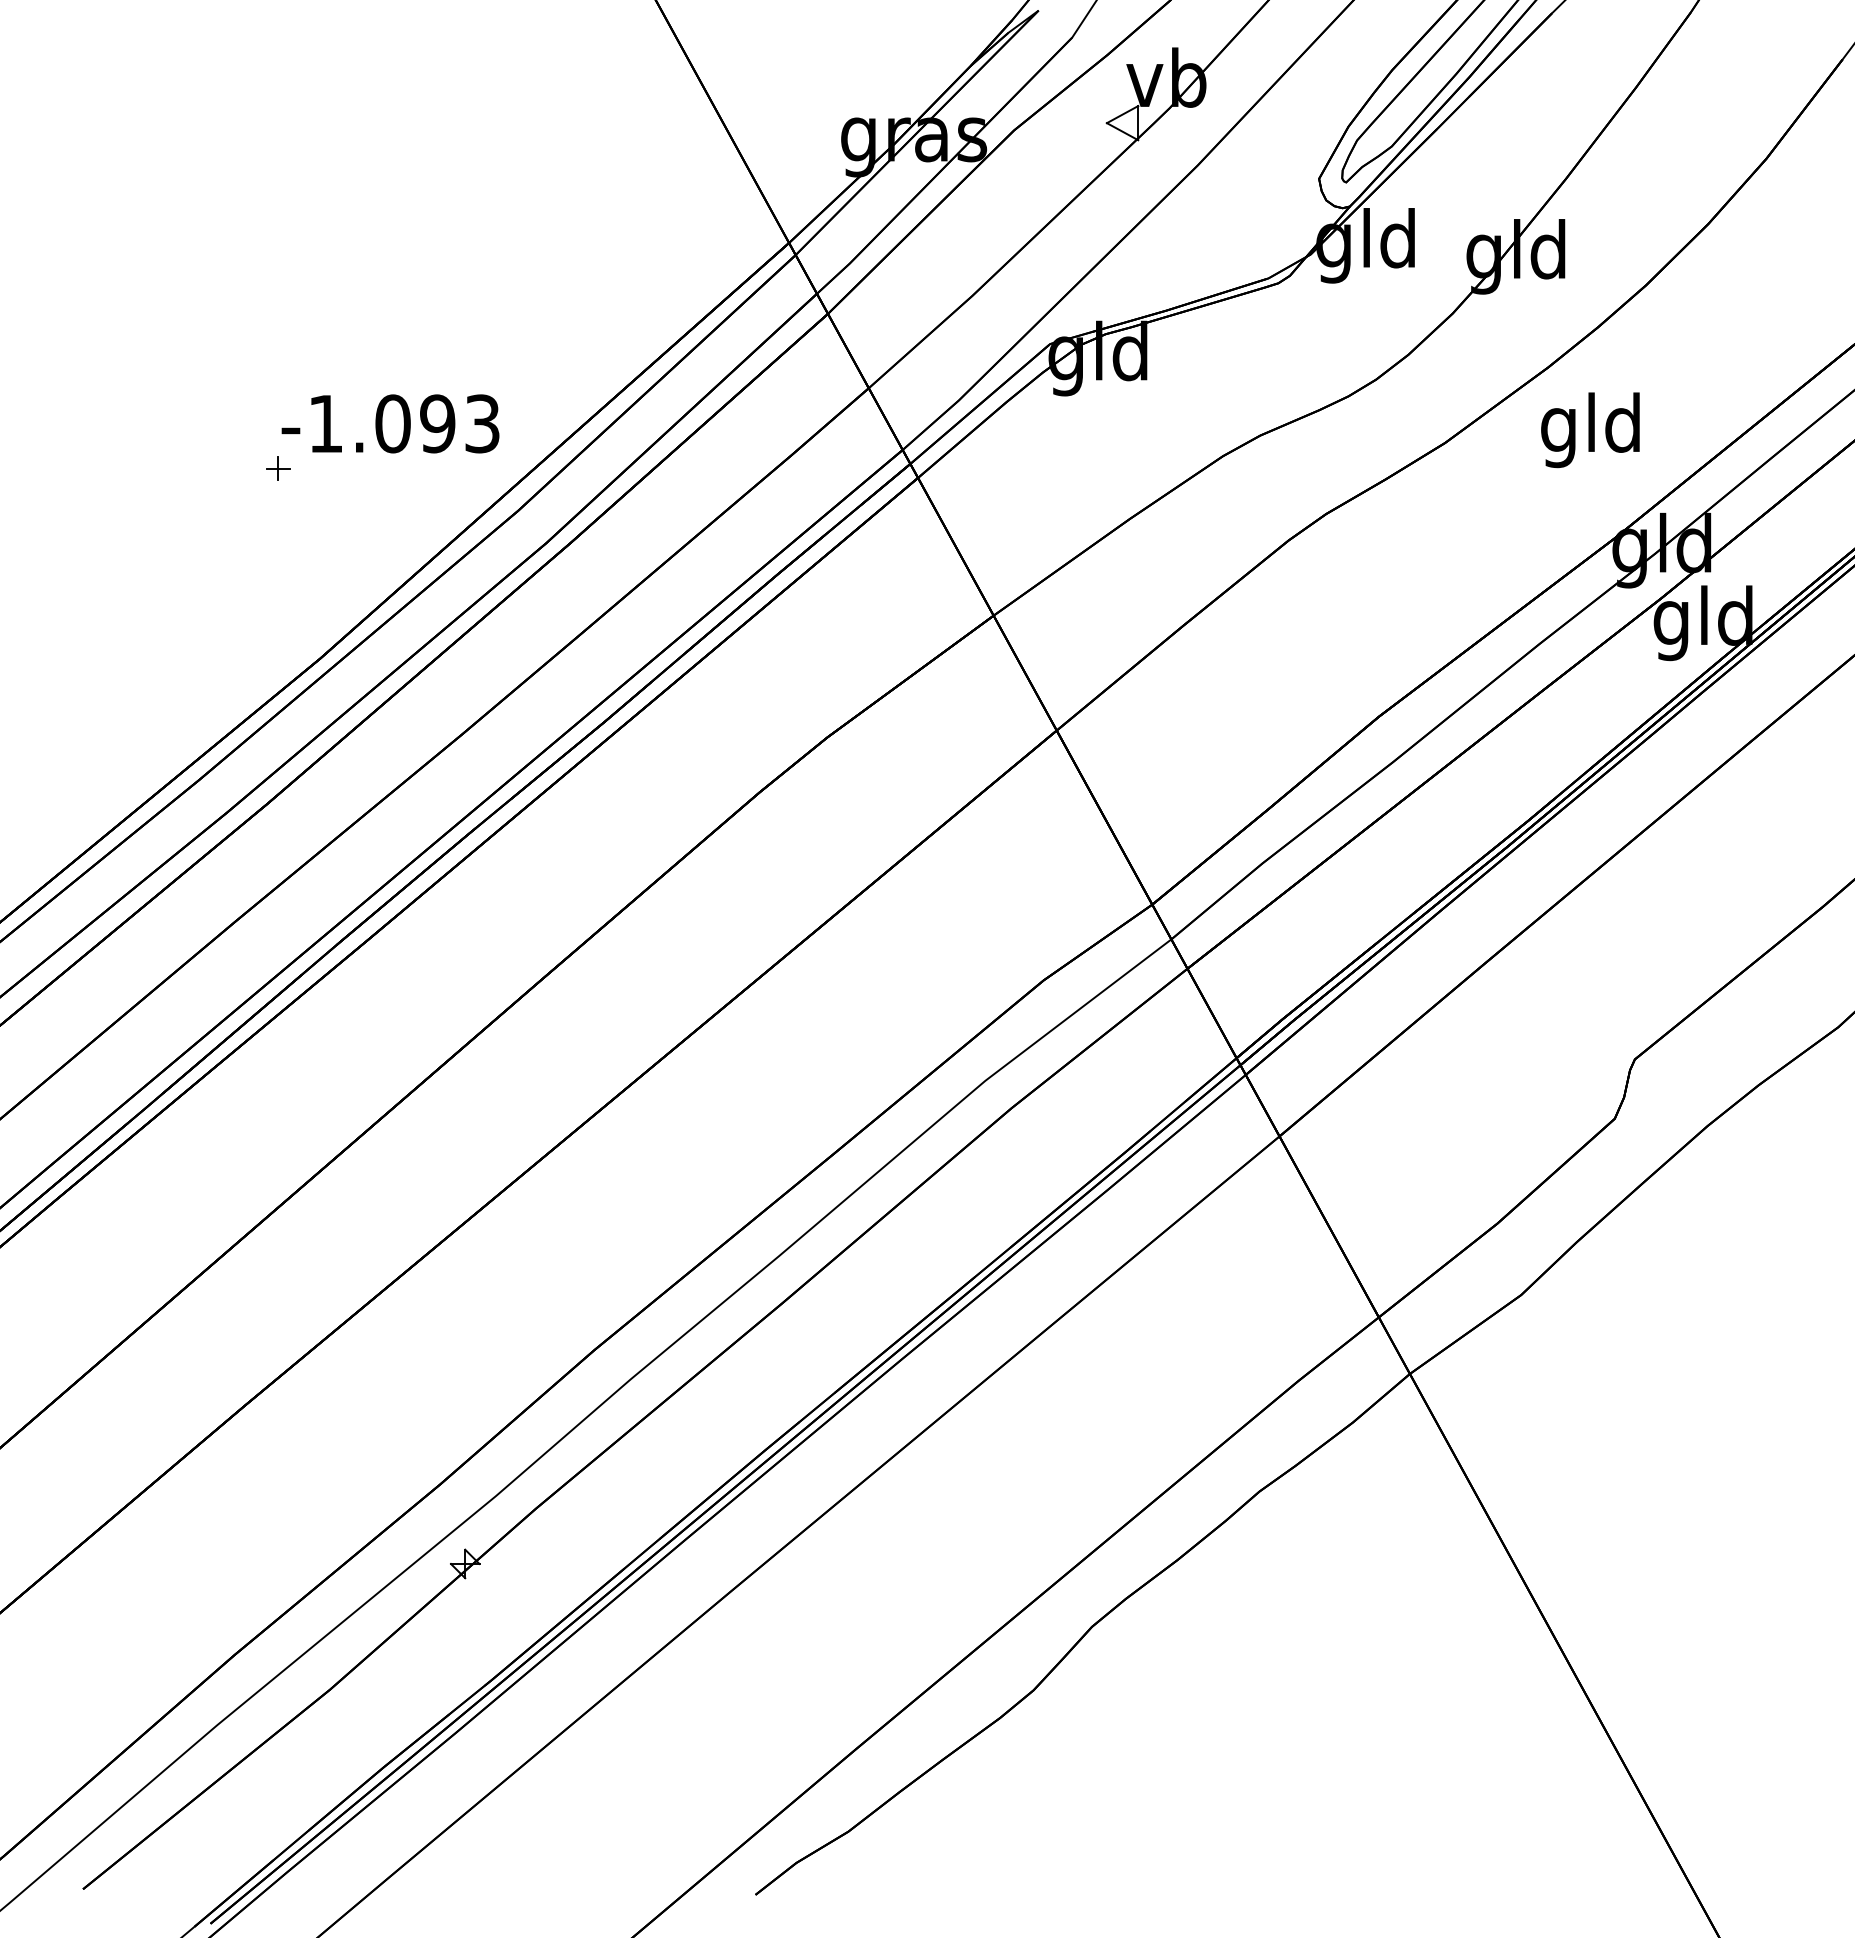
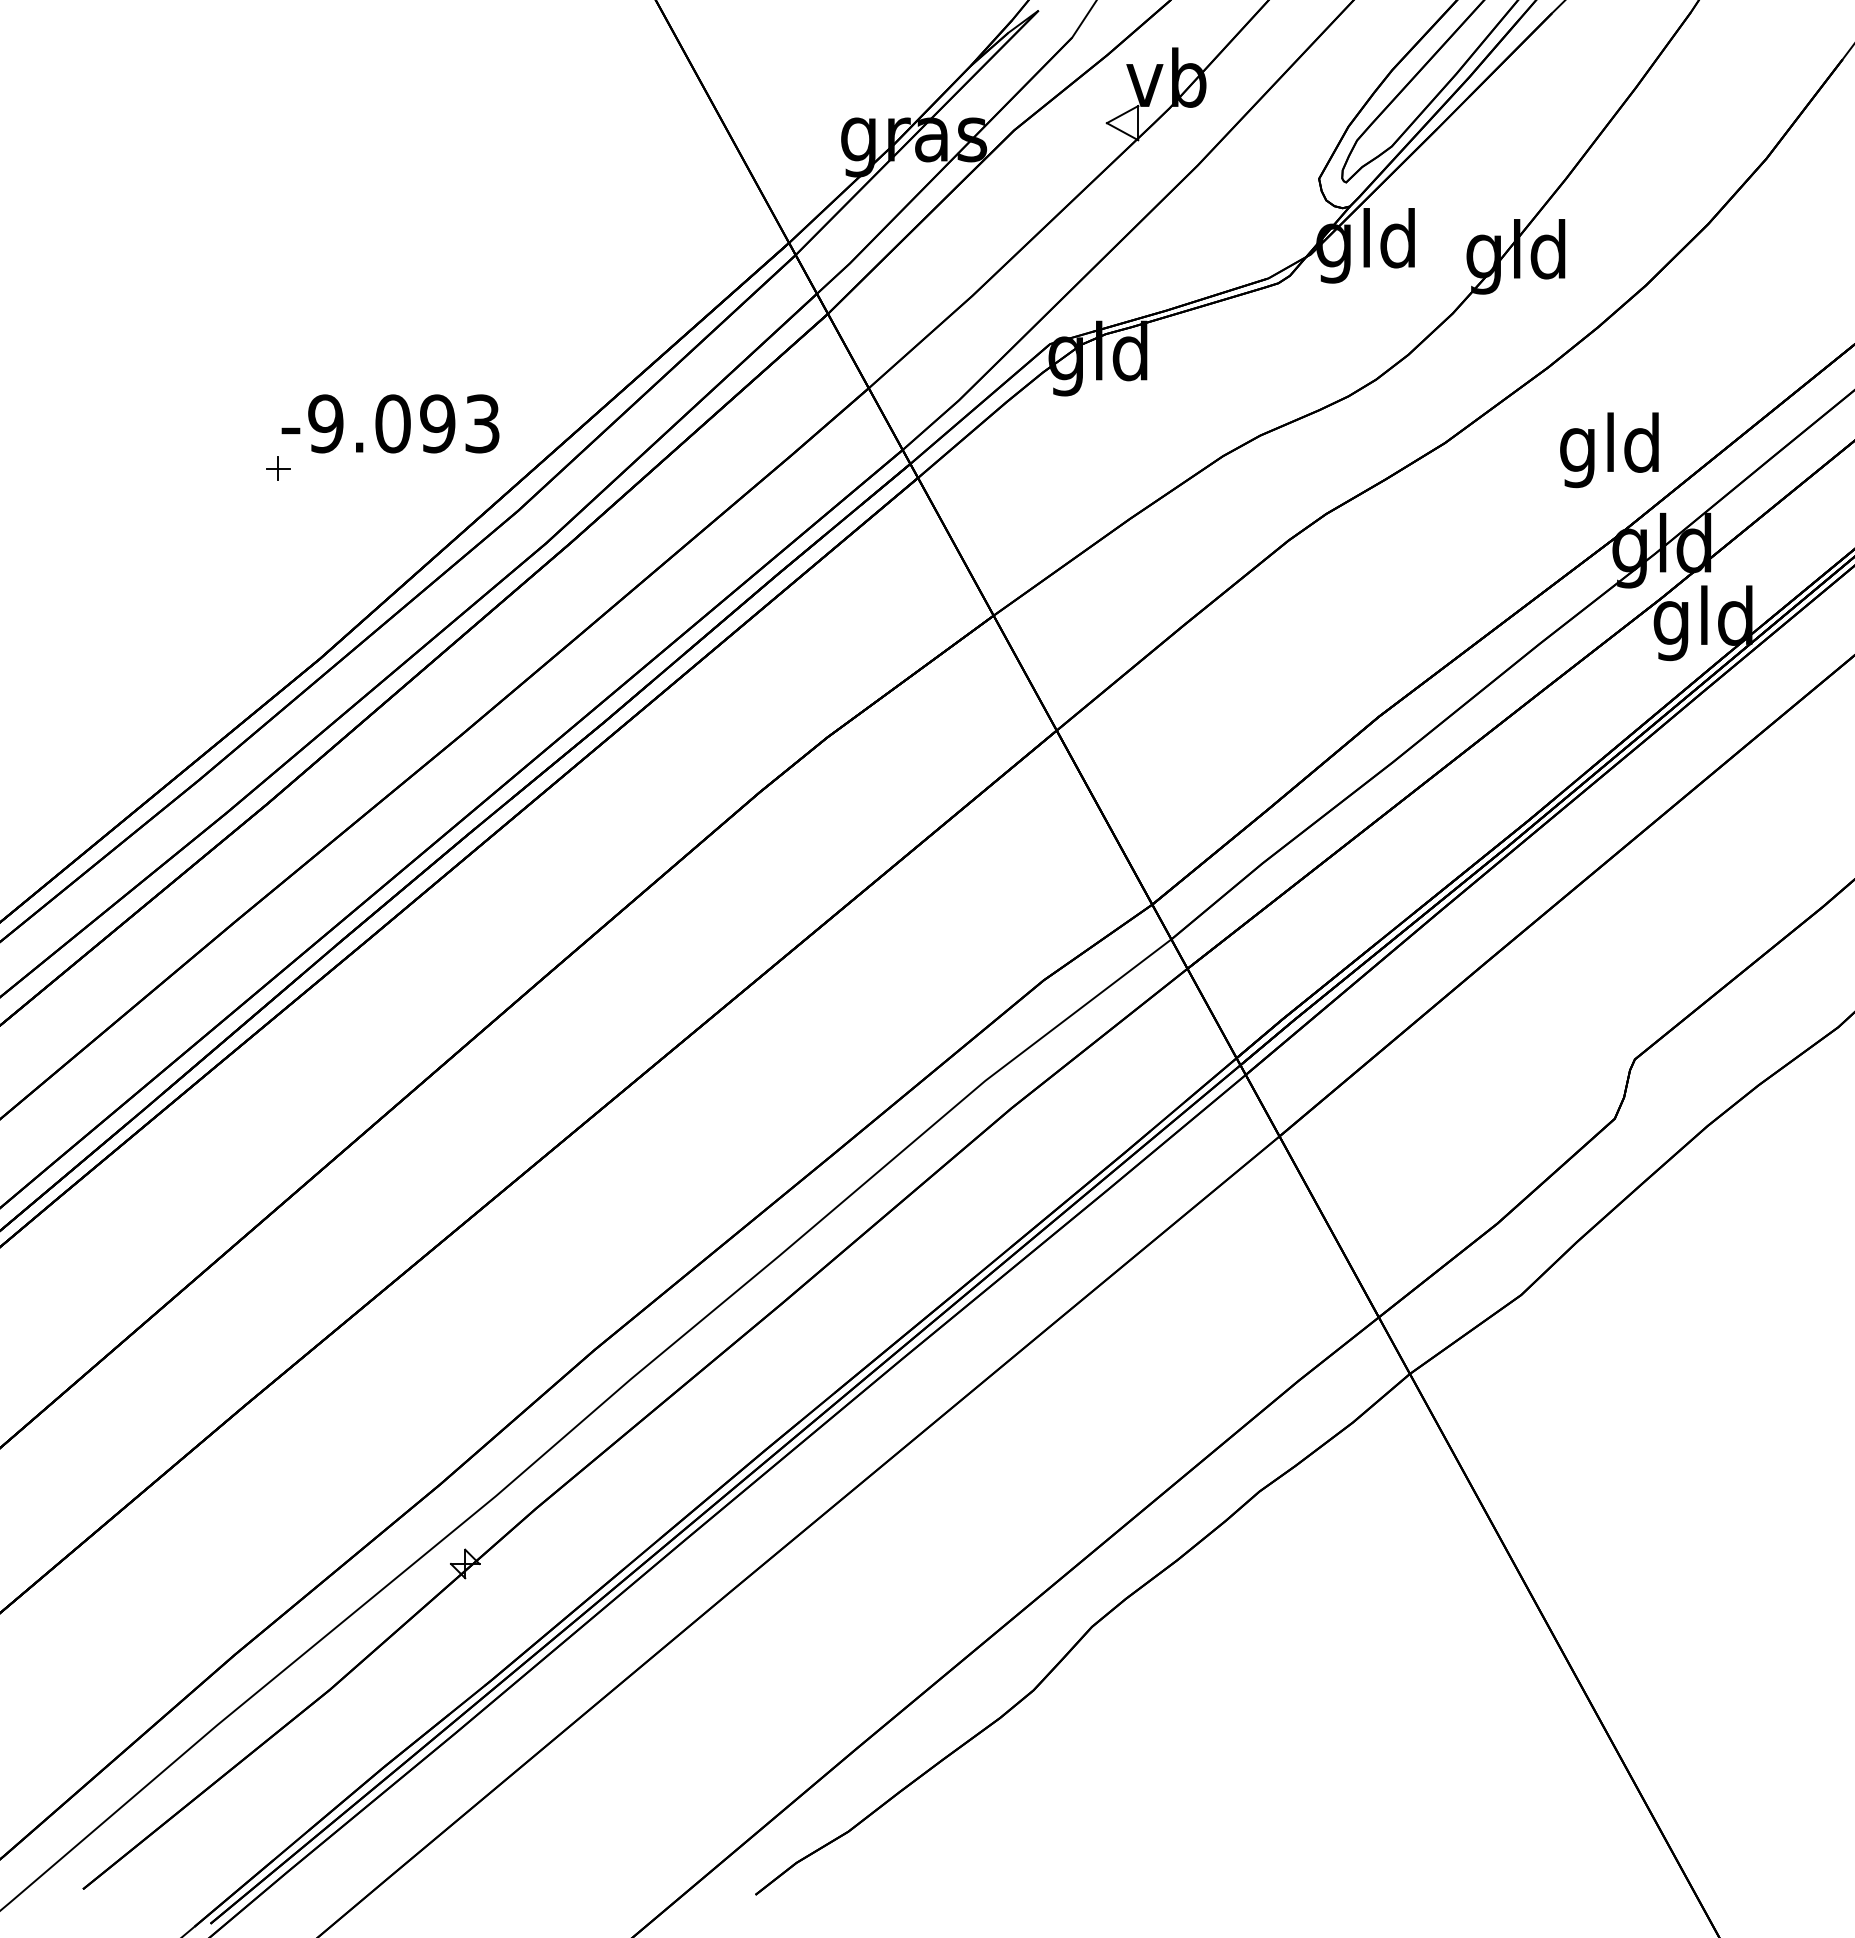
text: -1.093 -> -9.093 (325, 423)
text position: (1590, 430) -> (1609, 450) (1609, 450)
